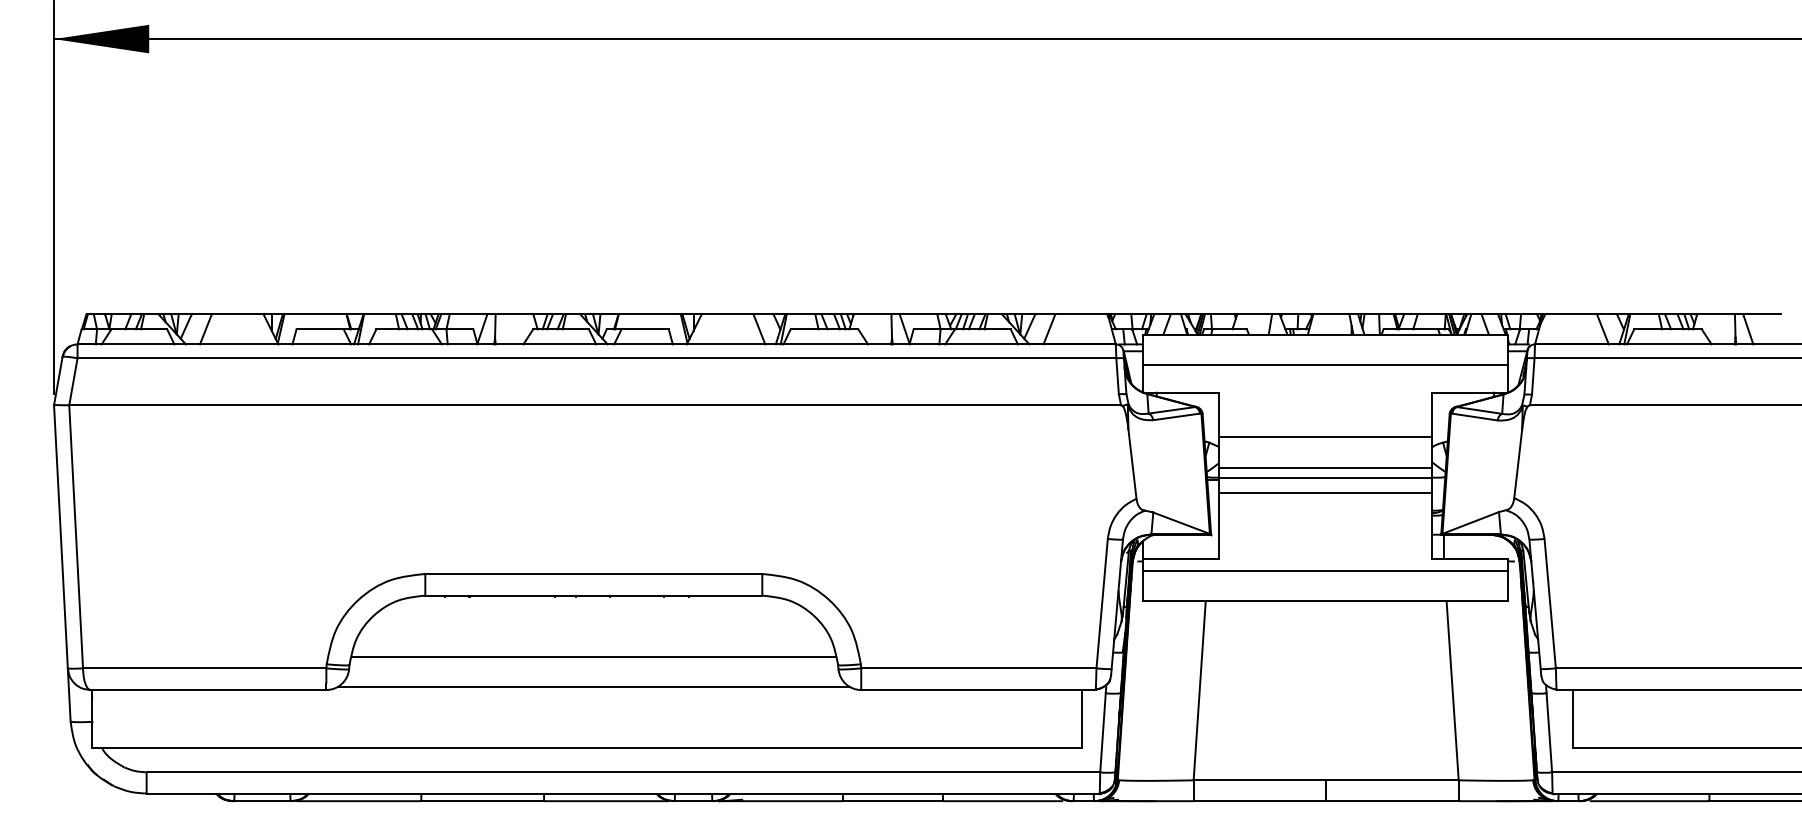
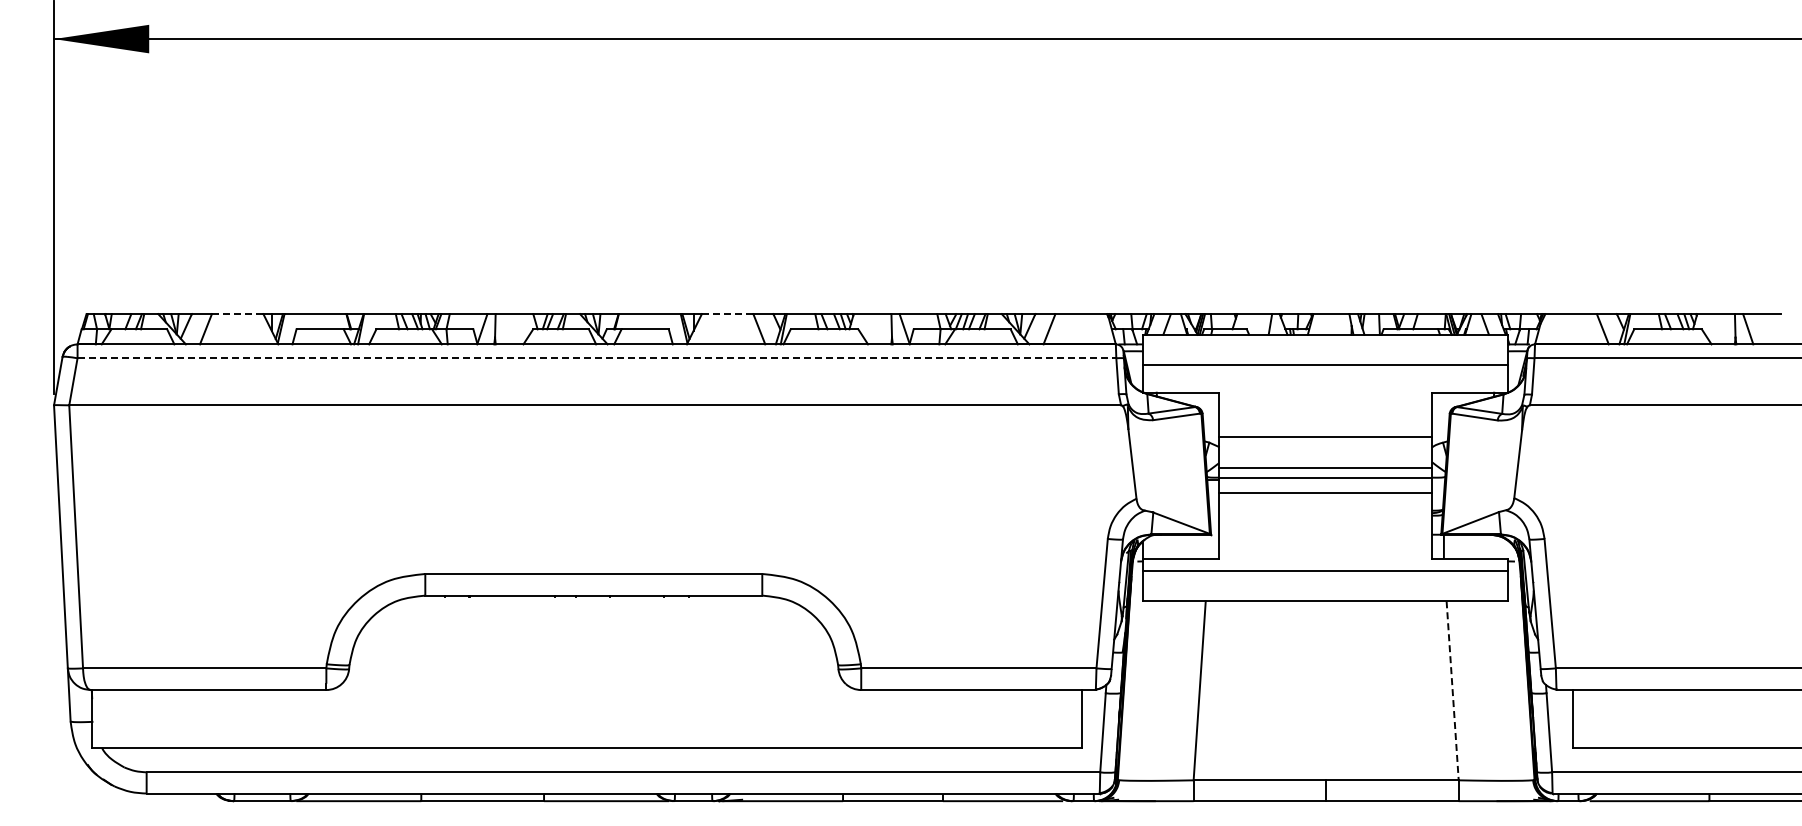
line: solid -> dashed (237, 314)
line: solid -> dashed (727, 314)
line: solid -> dashed (597, 358)
line: present -> none (593, 656)
line: present -> none (593, 686)
line: solid -> dashed (1452, 690)
